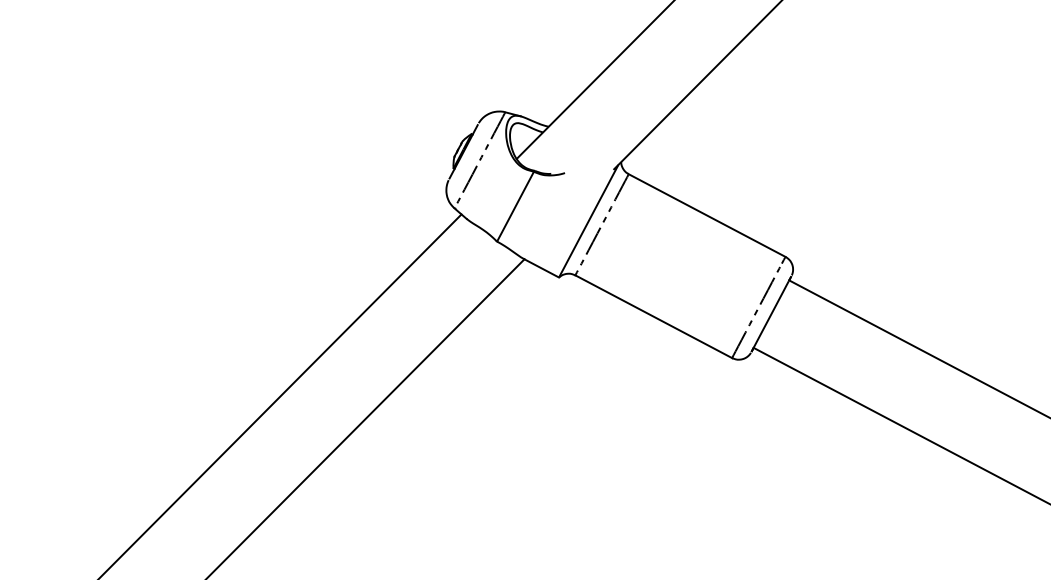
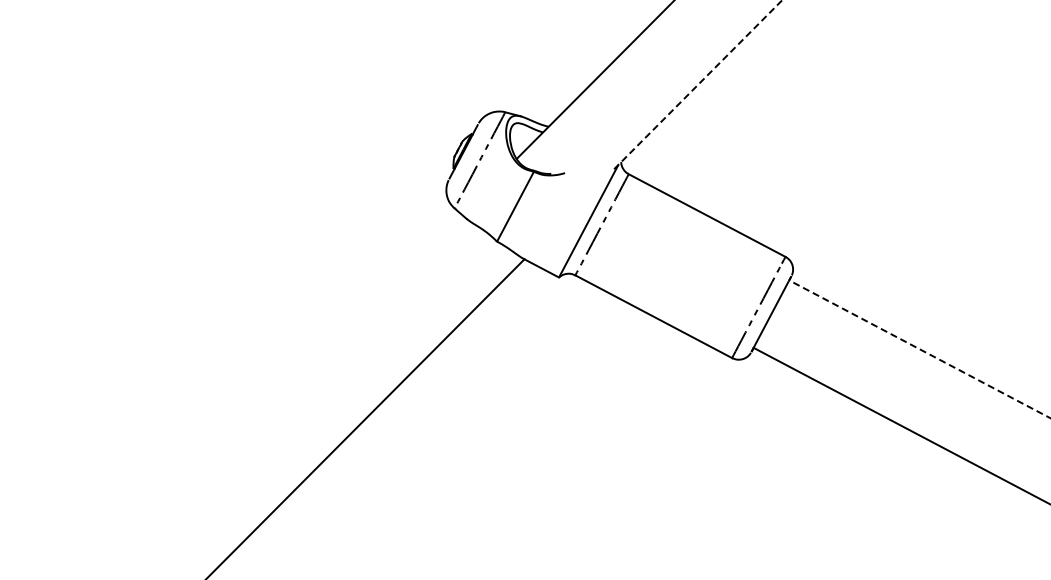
line: solid -> dashed (698, 84)
line: solid -> dashed (920, 349)
line: present -> none (281, 395)
